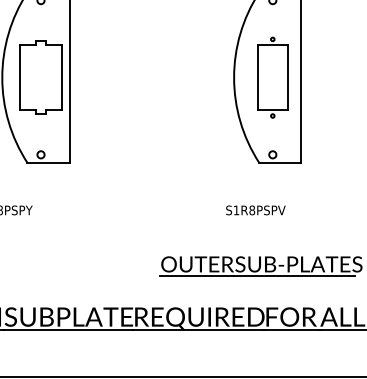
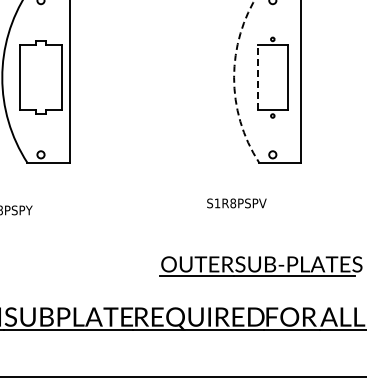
line: solid -> dashed (257, 77)
arc: solid -> dashed (234, 81)
text position: (255, 210) -> (236, 203) (236, 203)
